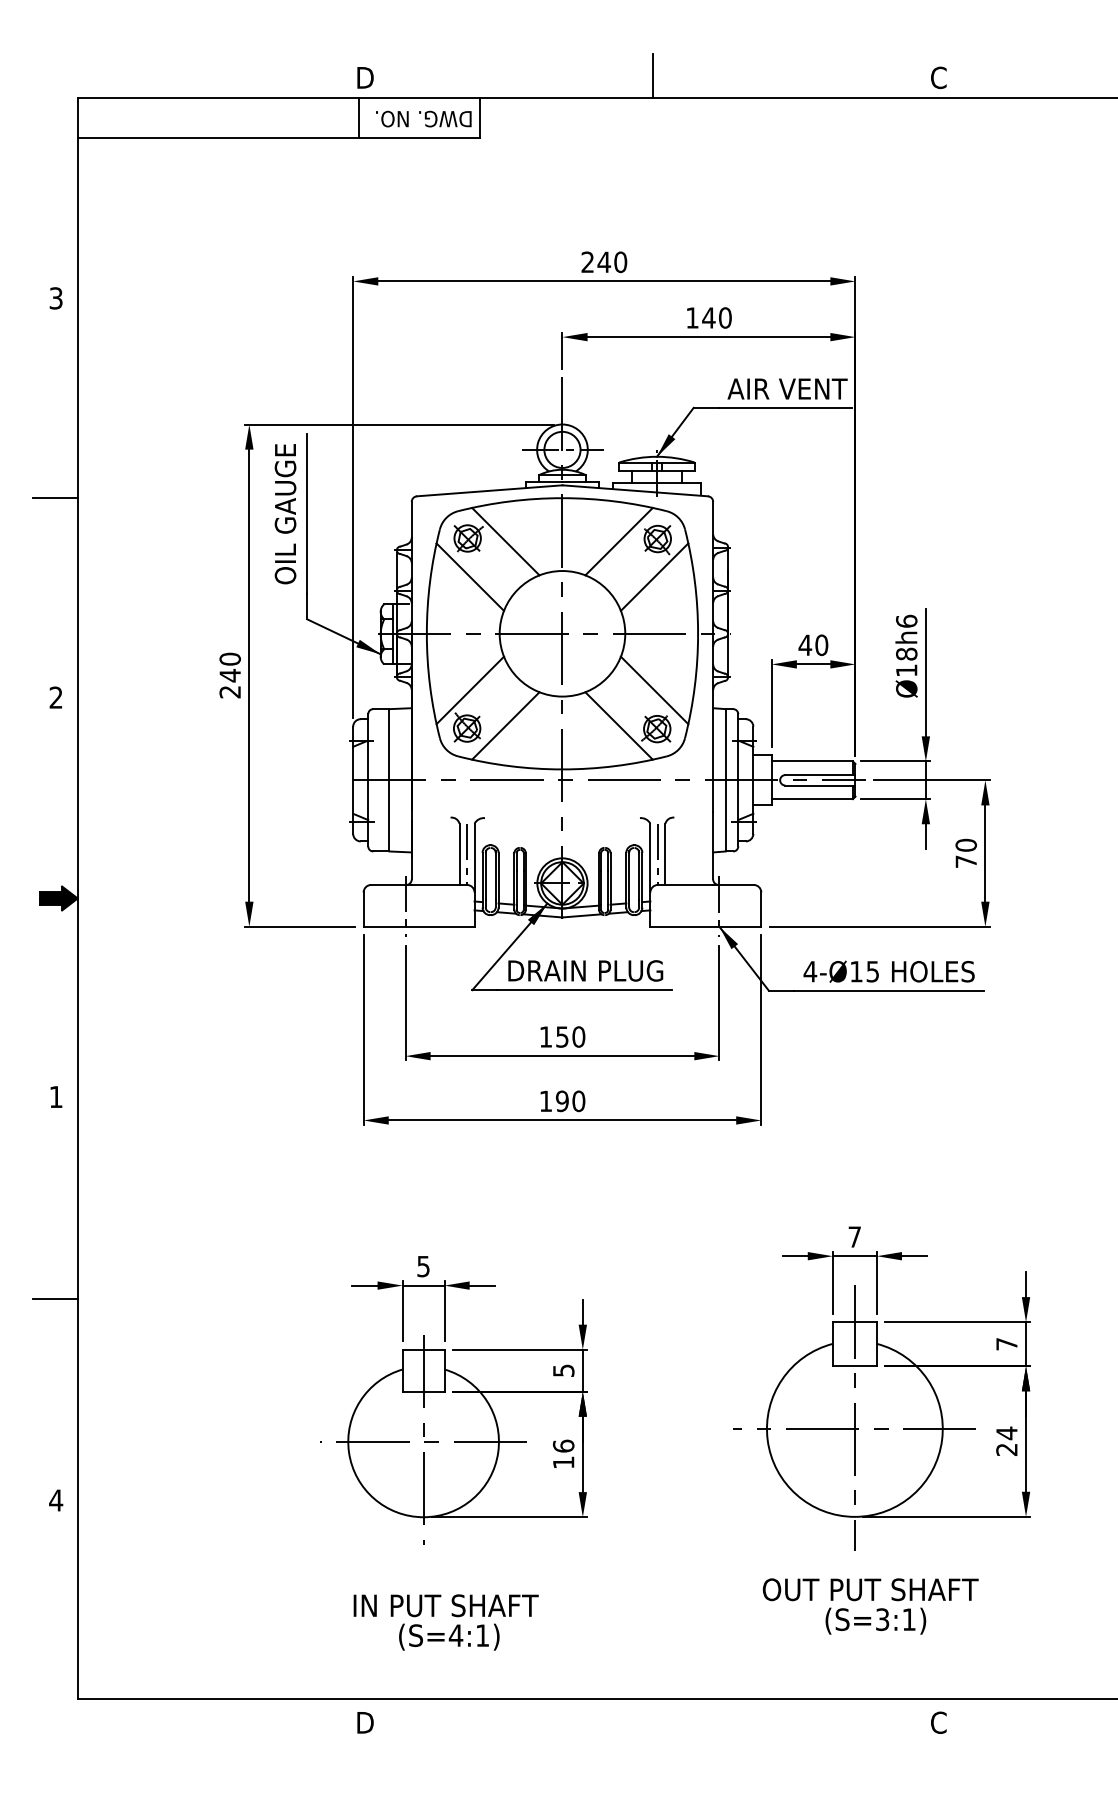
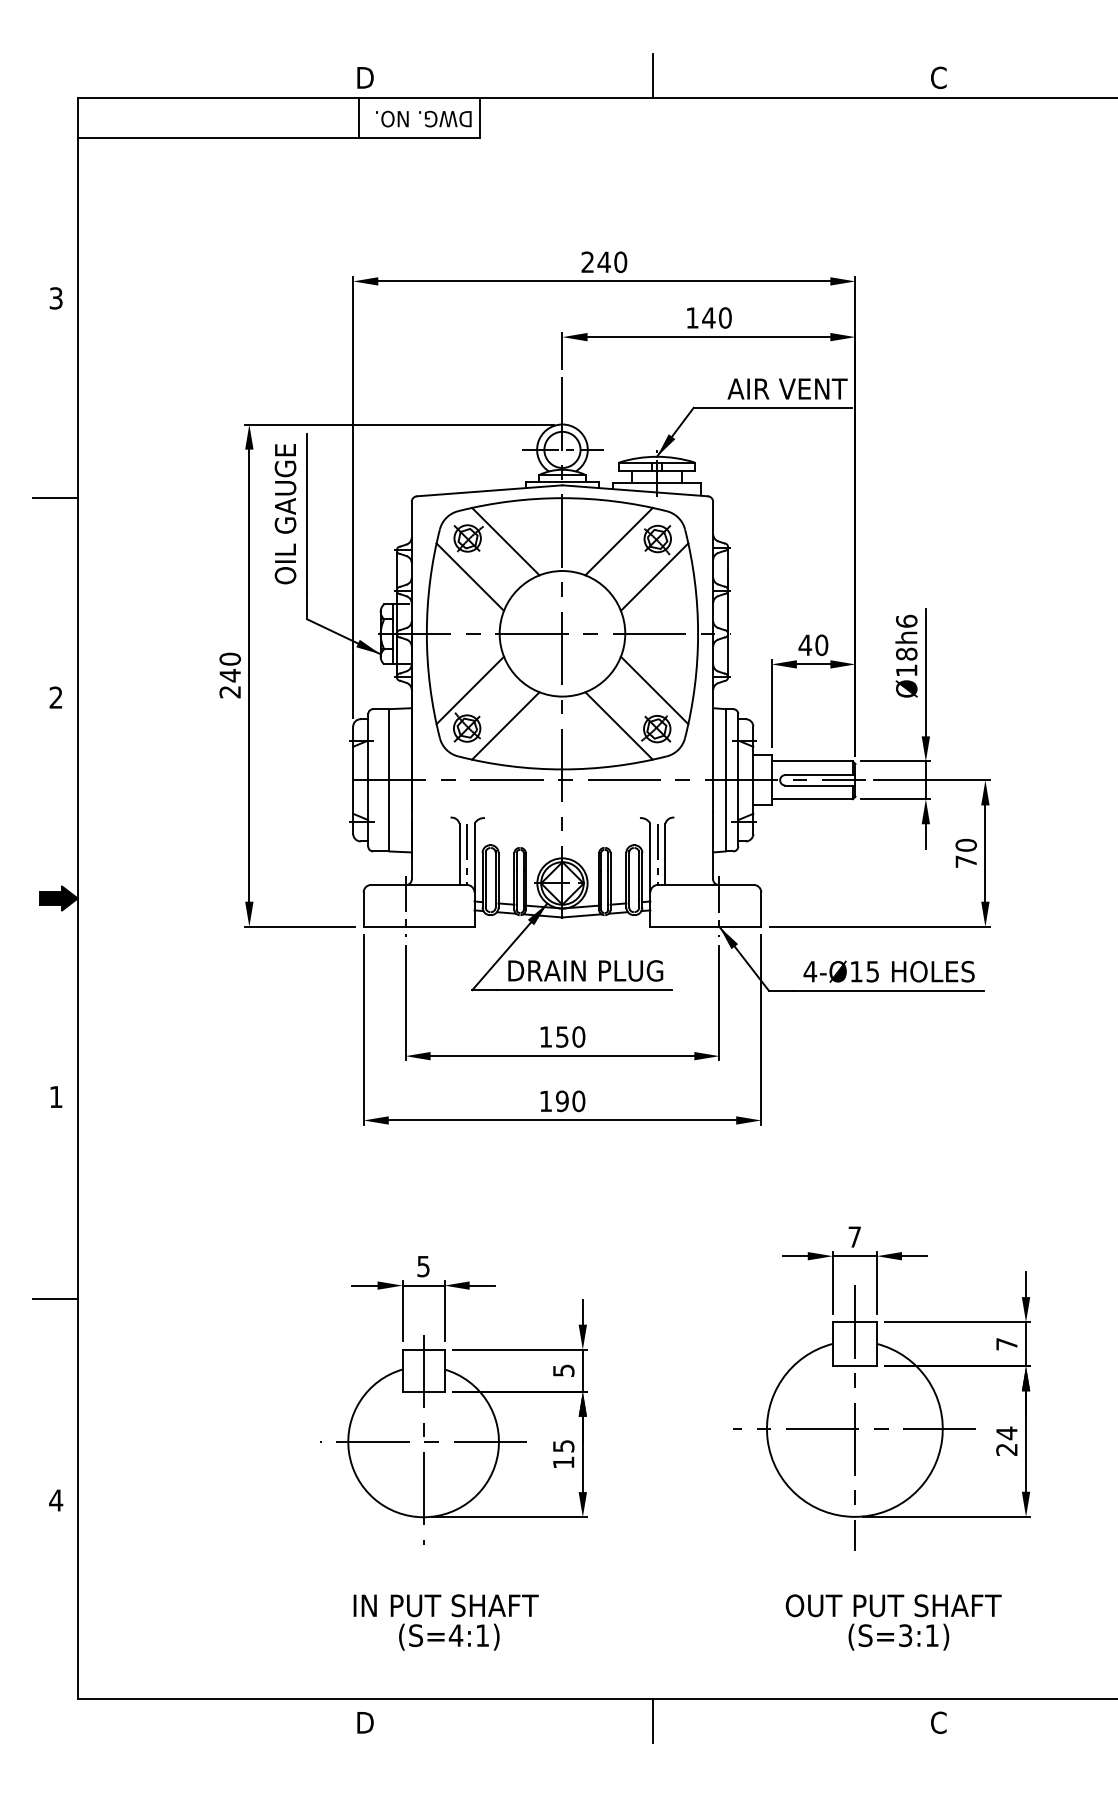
text: 16 -> 15 (563, 1445)
text position: (870, 1606) -> (893, 1622) (893, 1622)
line: none -> present (652, 1720)
